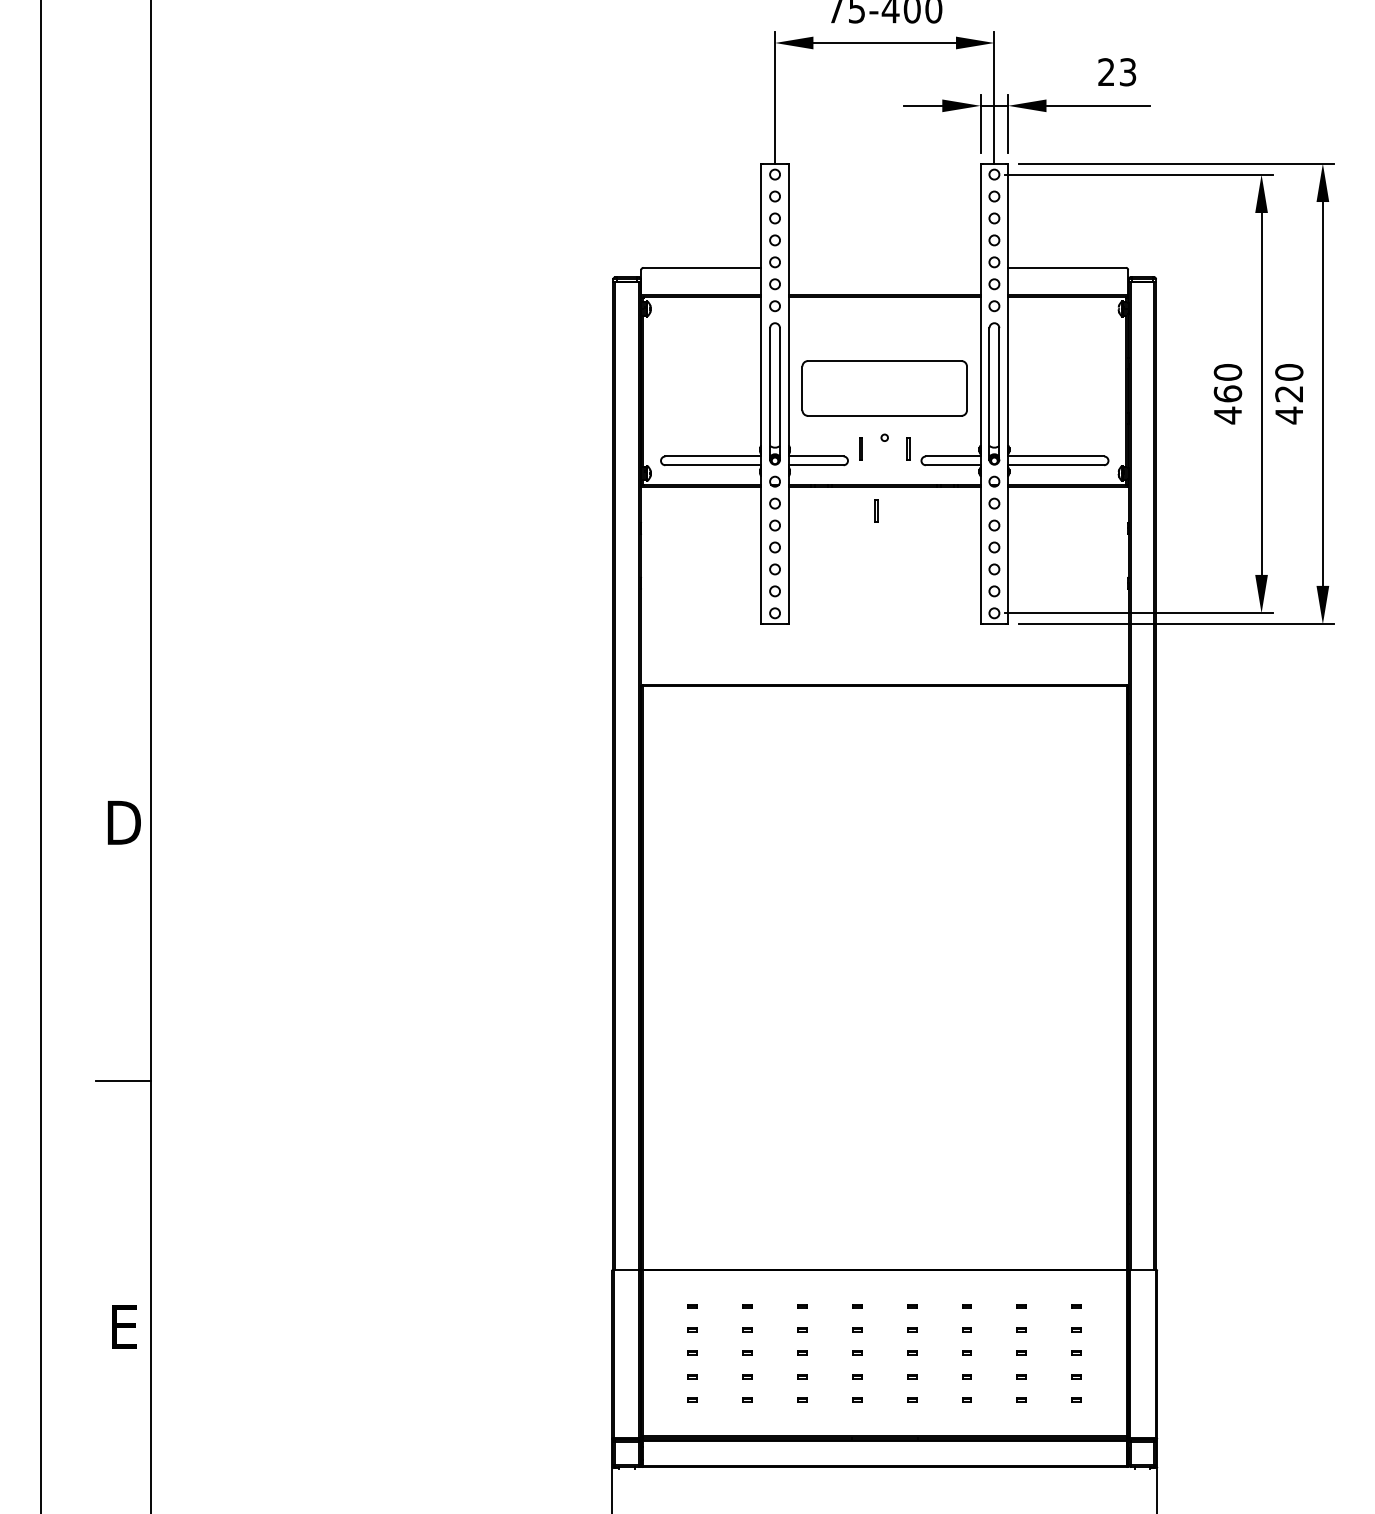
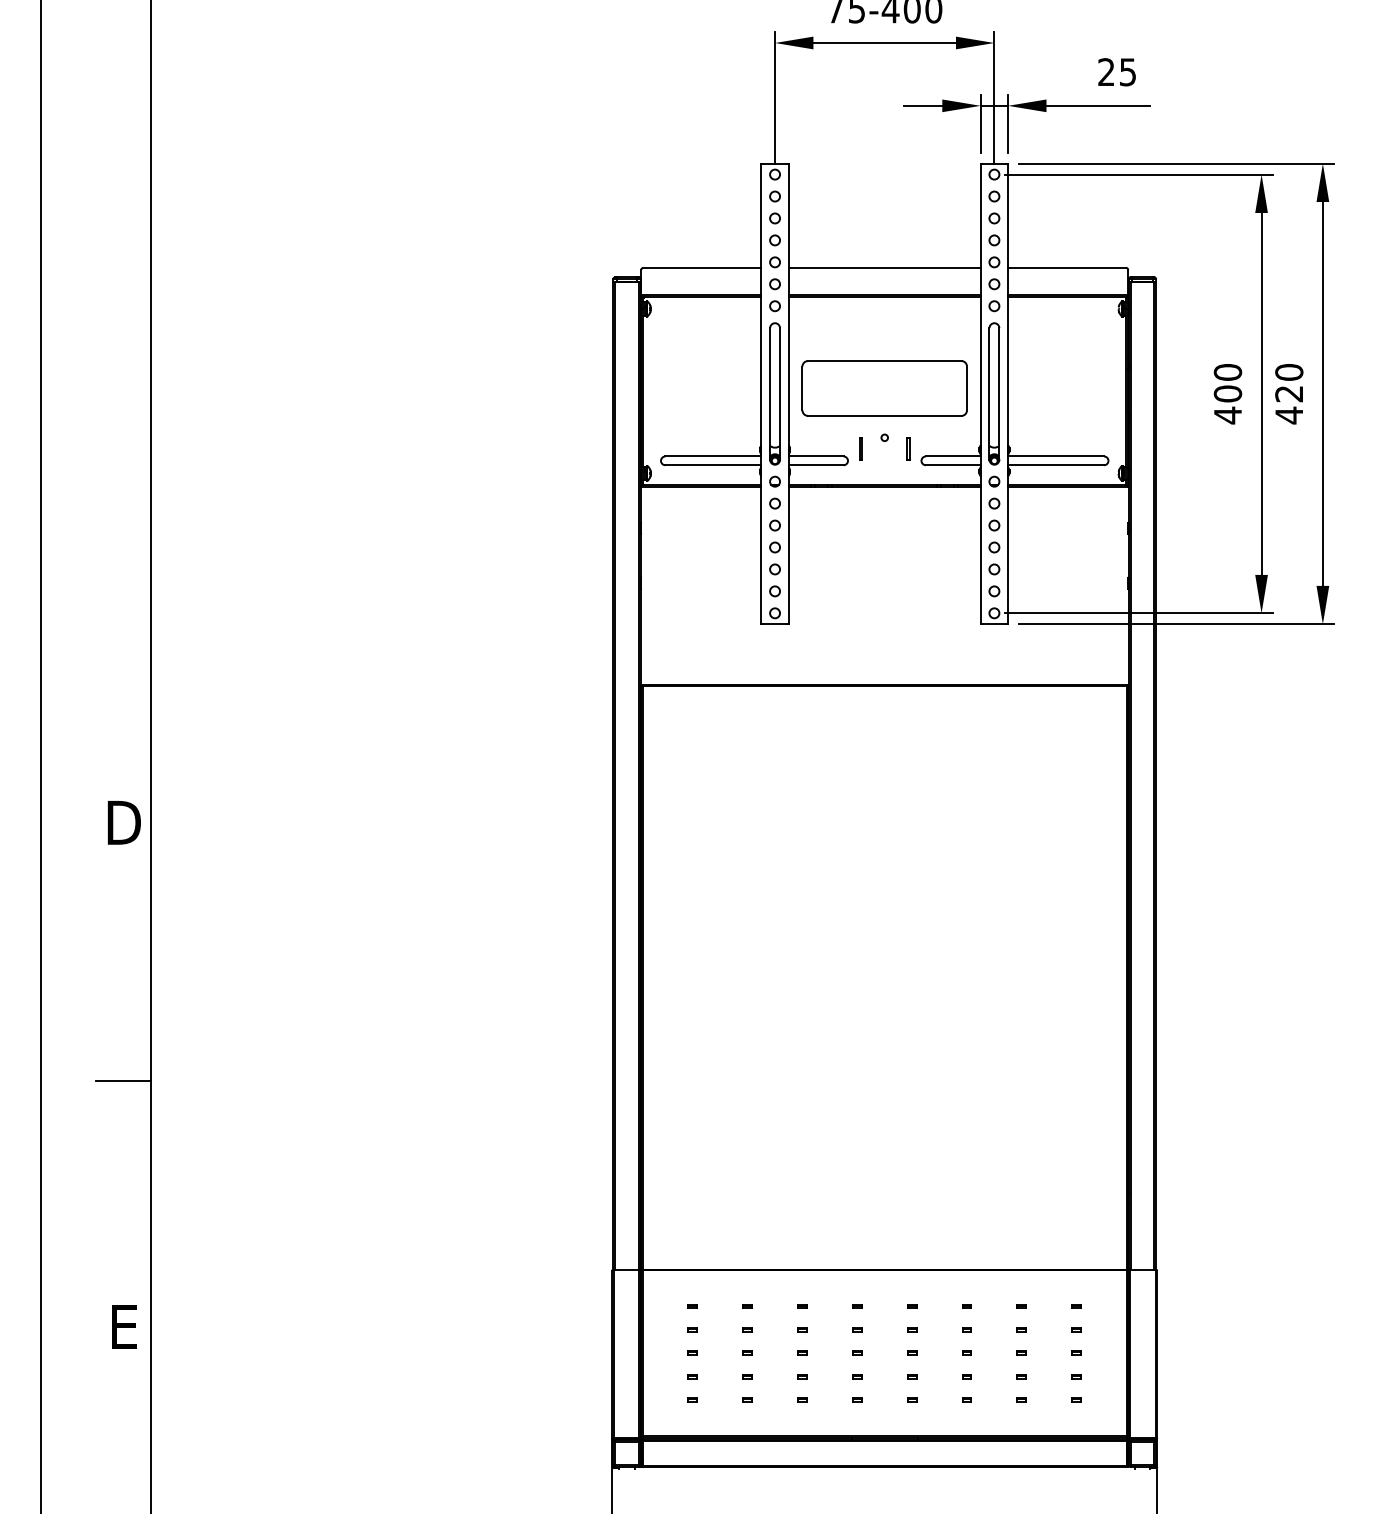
text: 23 -> 25 (1128, 71)
line: none -> present (884, 267)
text: 460 -> 400 (1227, 393)
line: present -> none (875, 510)
